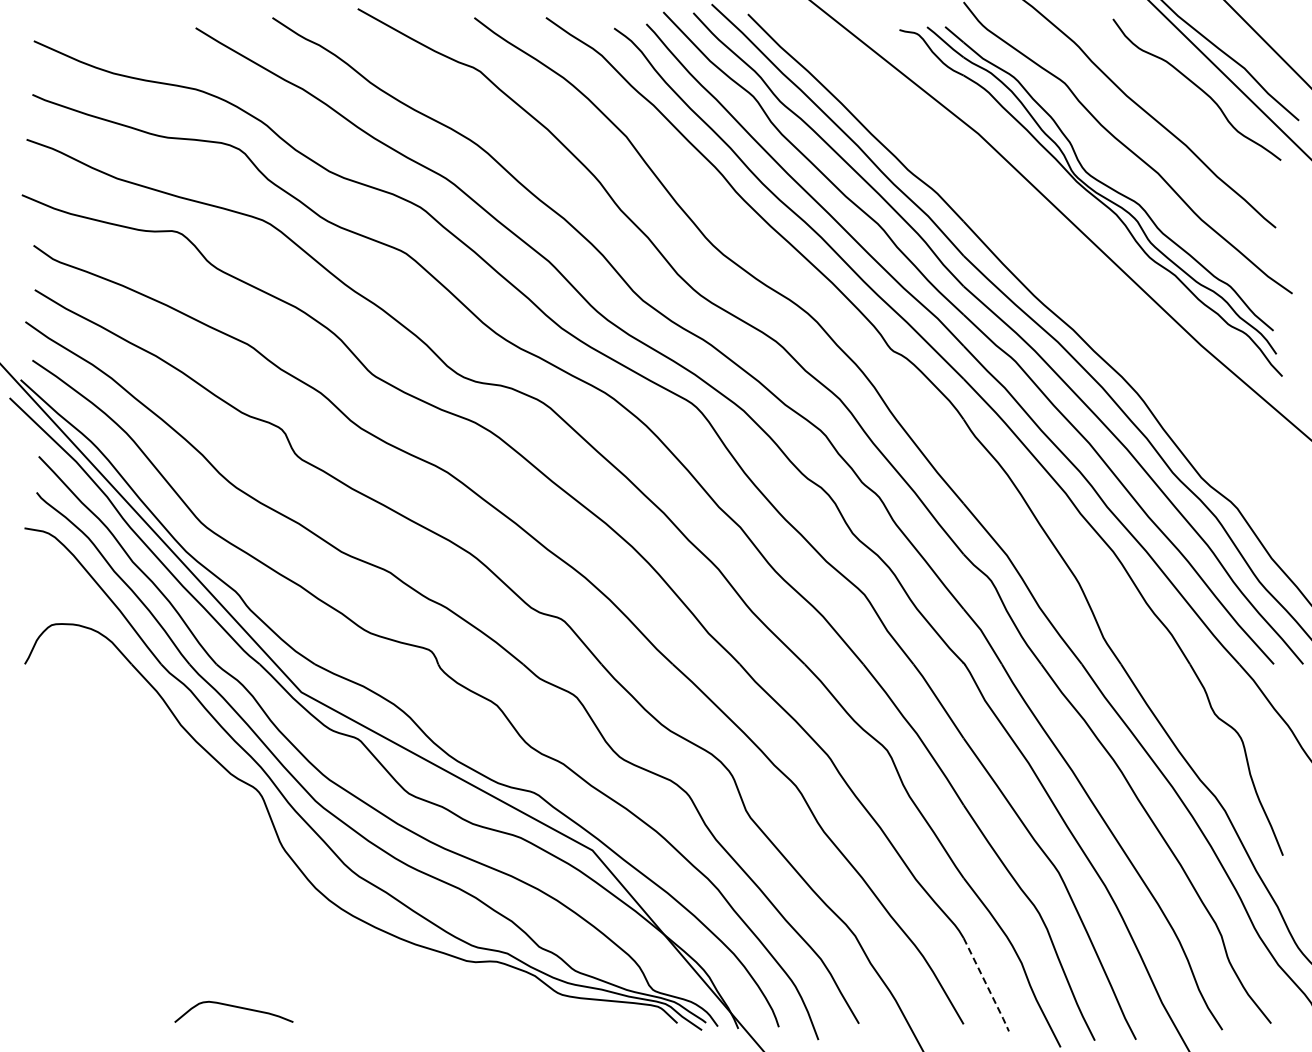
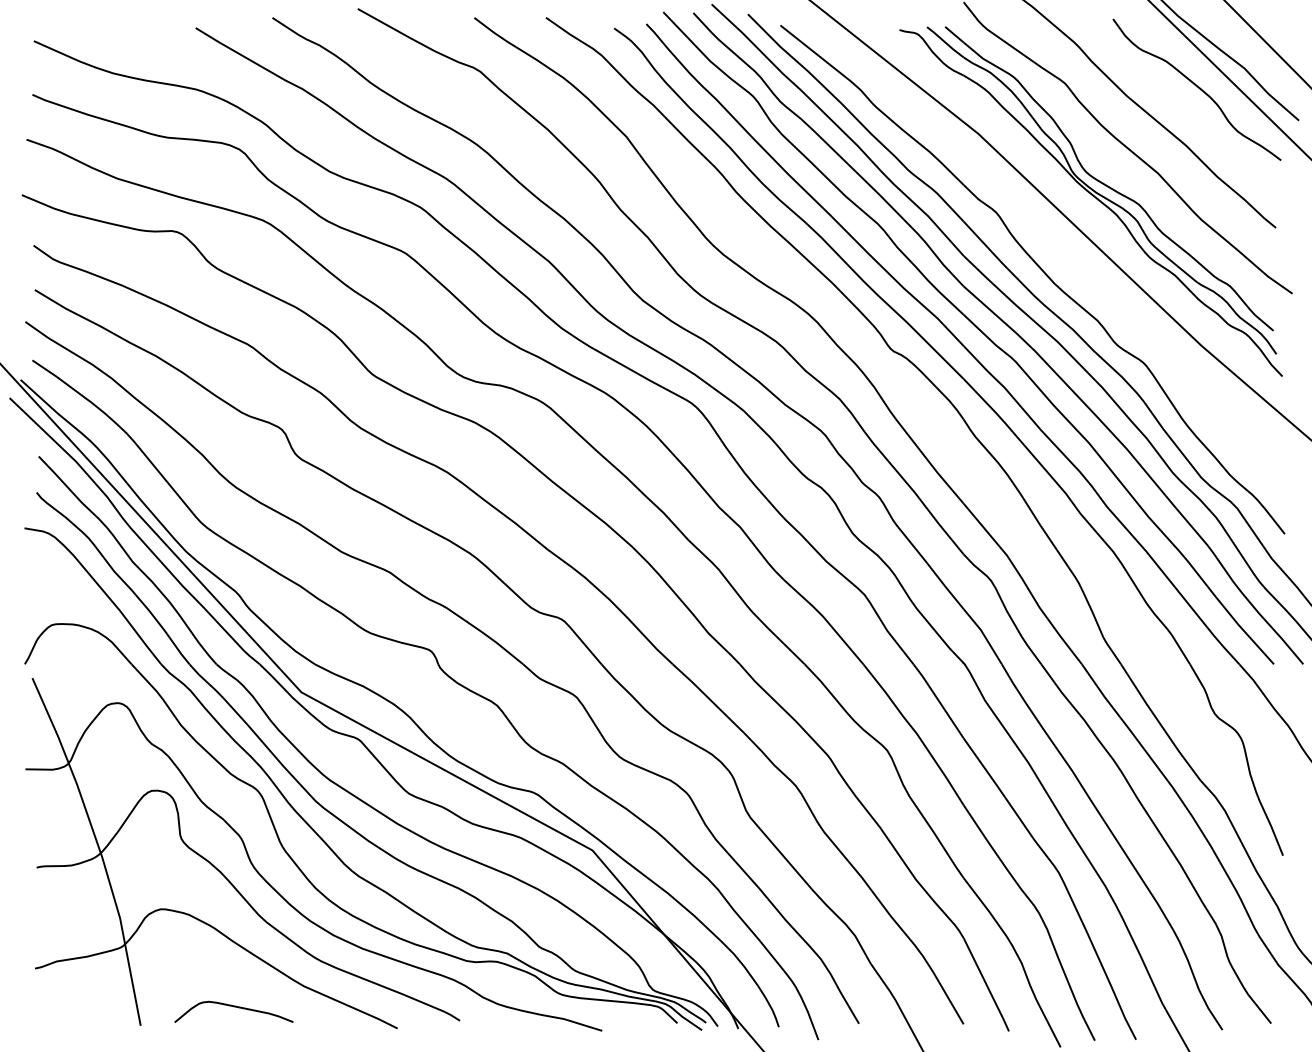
part: none -> present (1043, 273)
part: none -> present (276, 890)
line: dashed -> solid (986, 985)
